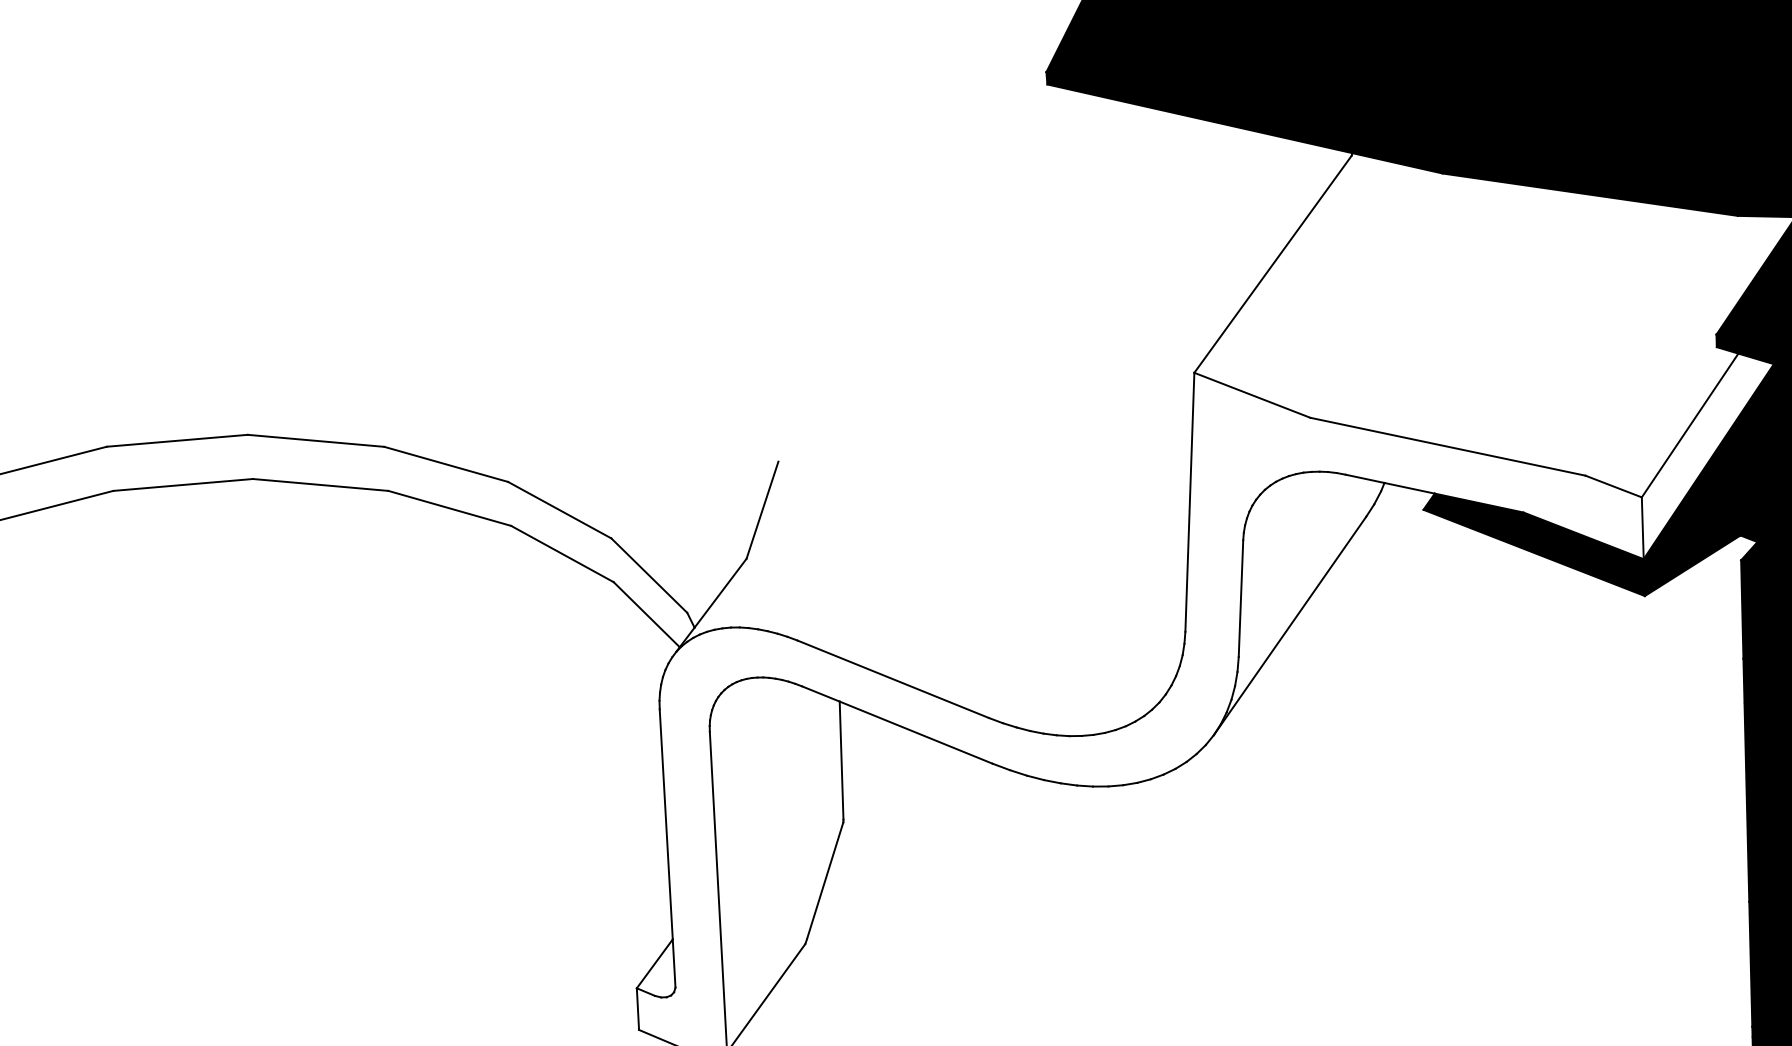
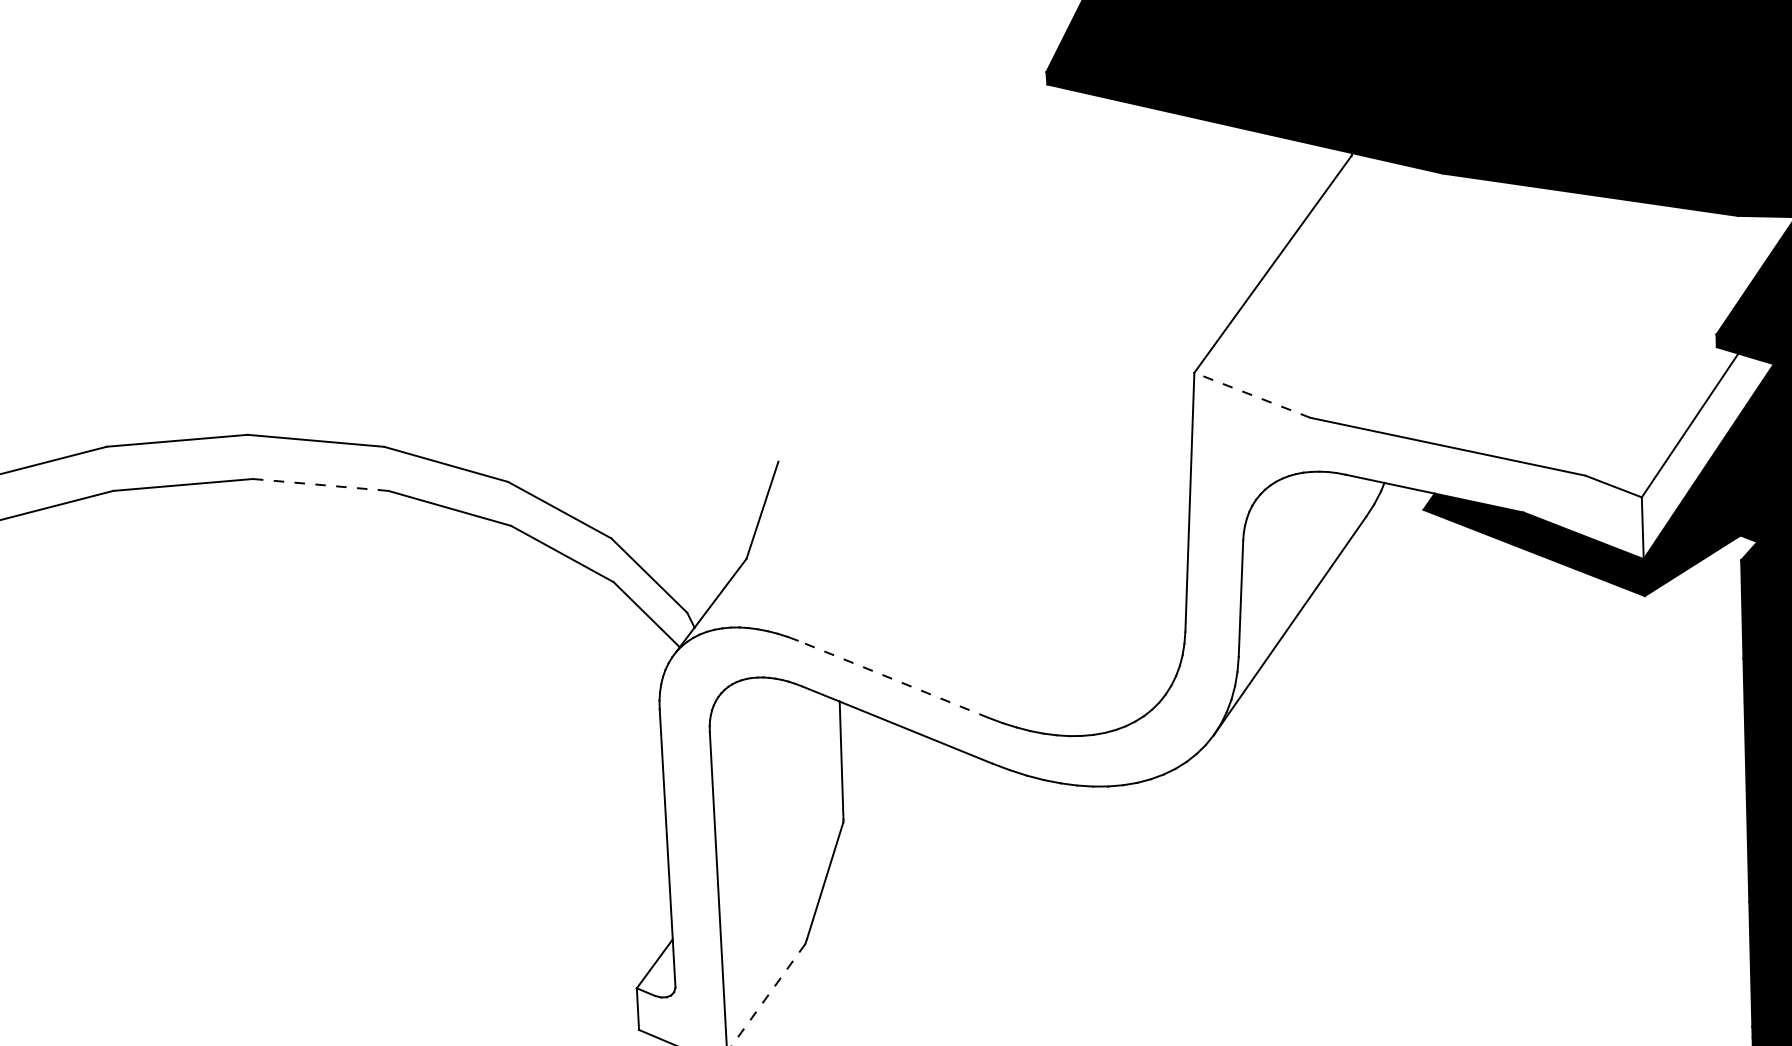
line: solid -> dashed (1251, 395)
line: solid -> dashed (320, 484)
line: solid -> dashed (892, 679)
line: solid -> dashed (768, 994)
